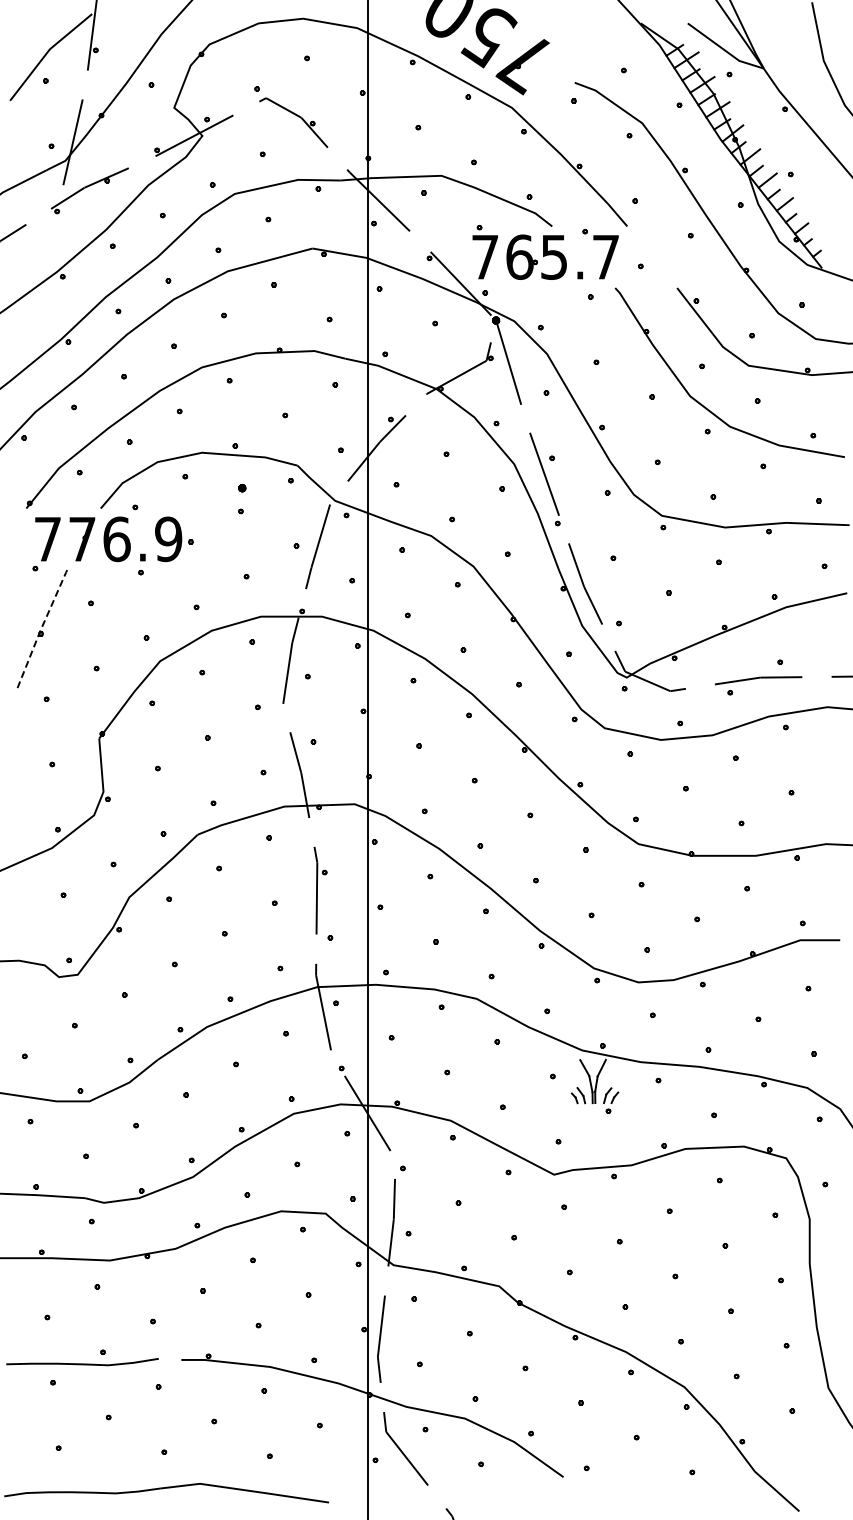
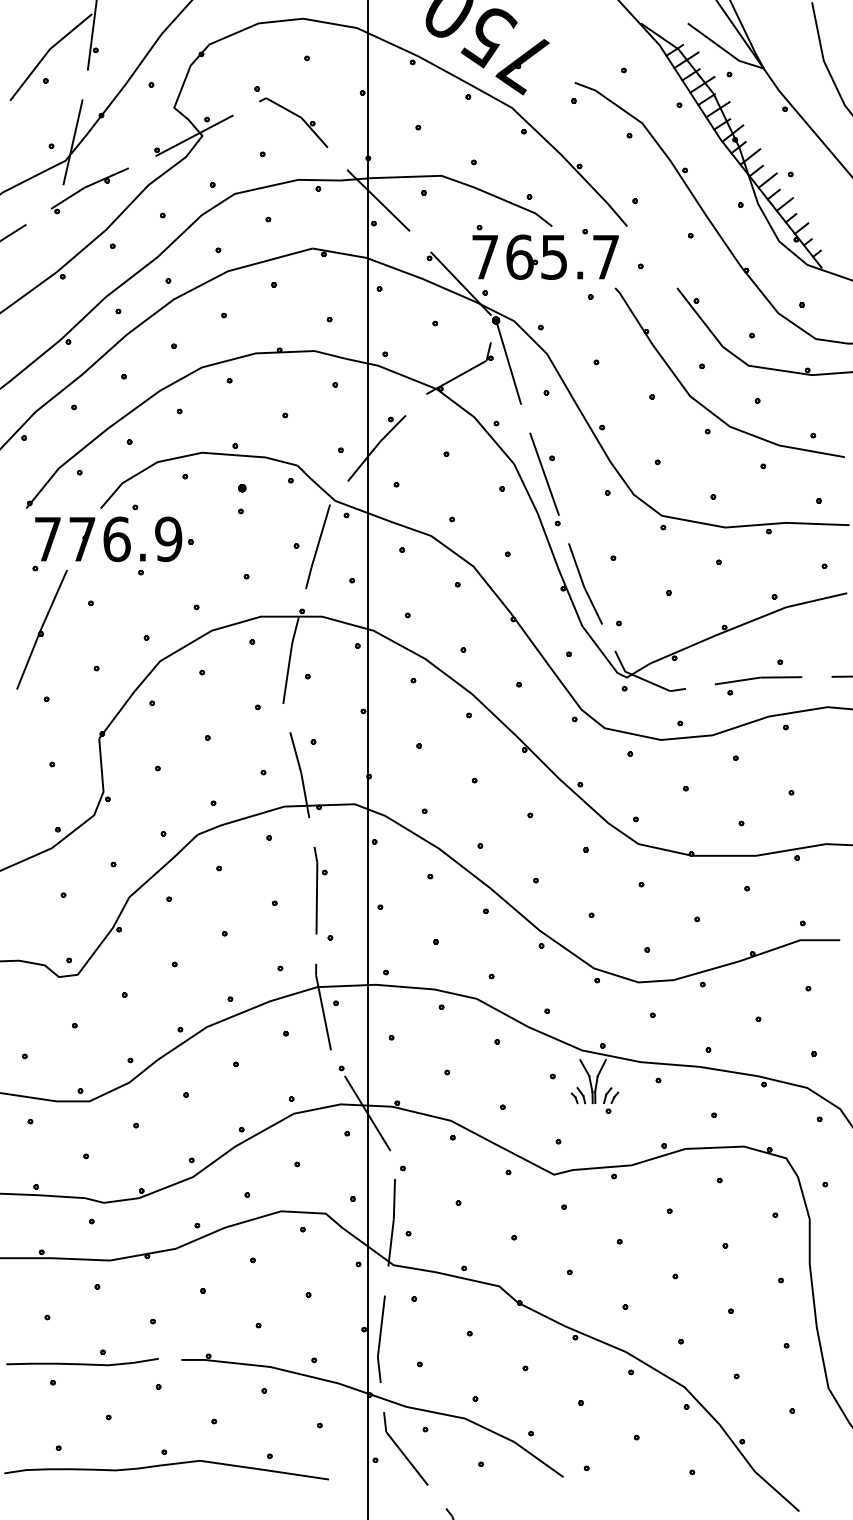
line: dashed -> solid (41, 629)
part position: (166, 1493) -> (166, 1470) (166, 1470)
